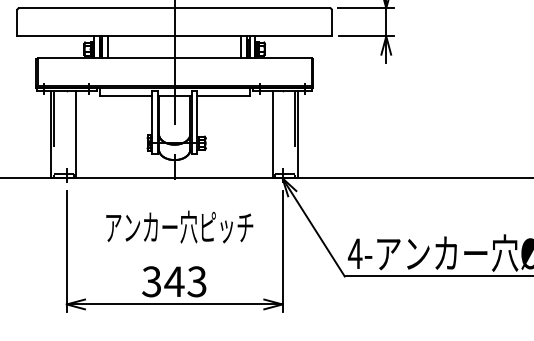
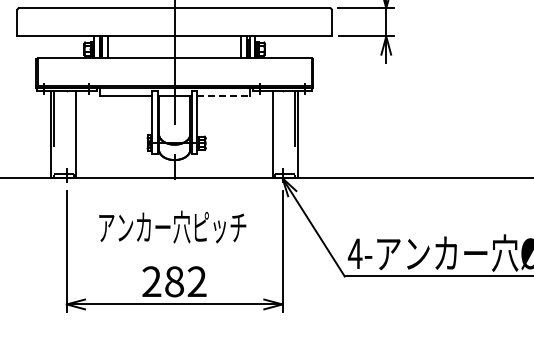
line: solid -> dashed (223, 96)
text position: (179, 226) -> (172, 226) (172, 226)
text: 343 -> 282 (174, 281)
